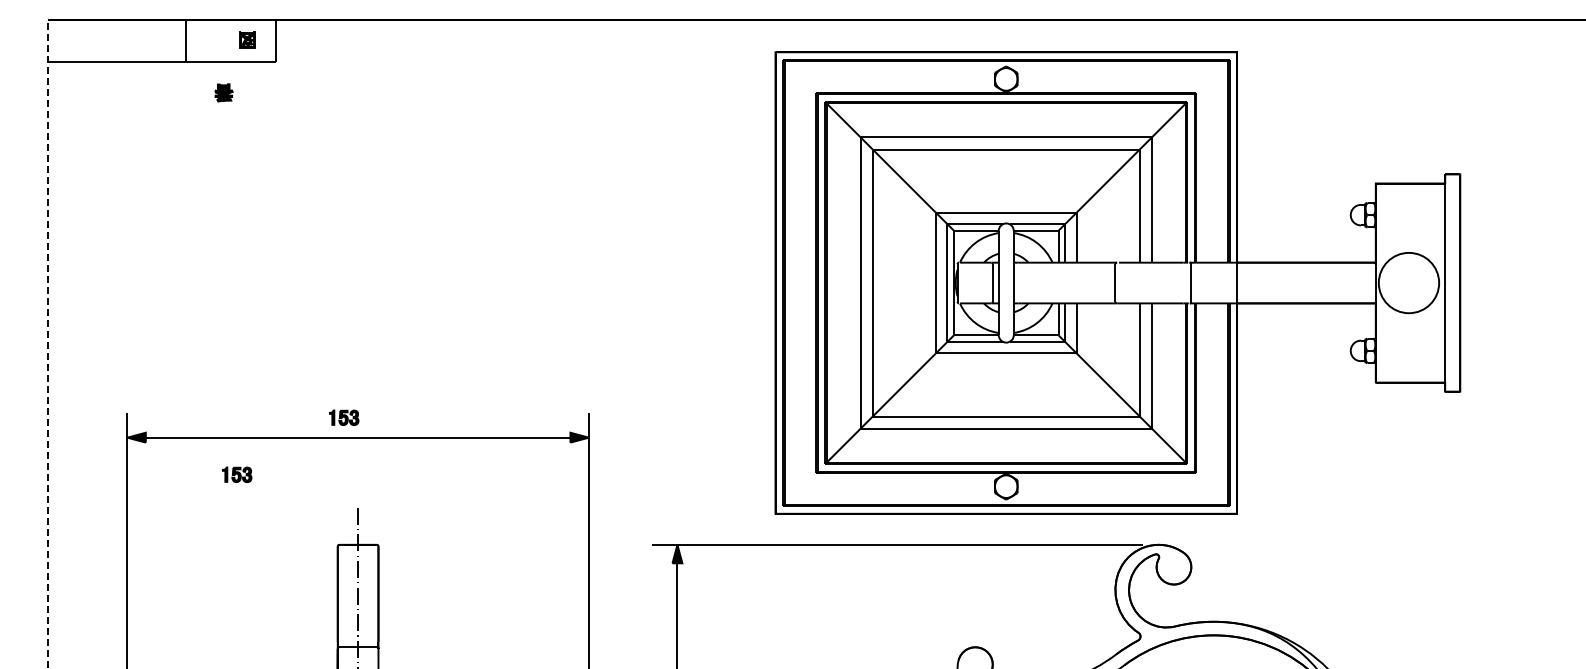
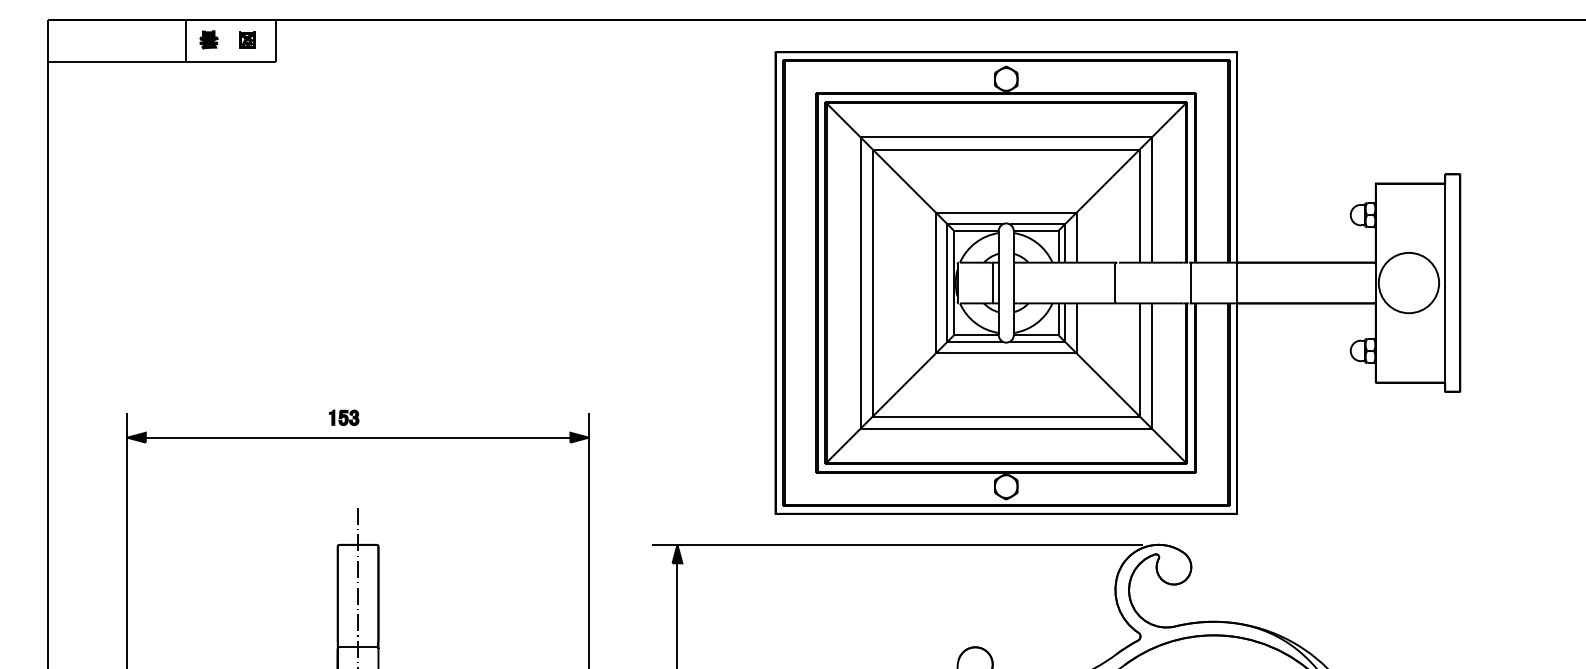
part position: (223, 92) -> (208, 39) (208, 39)
line: dashed -> solid (47, 344)
part: present -> none (237, 474)
